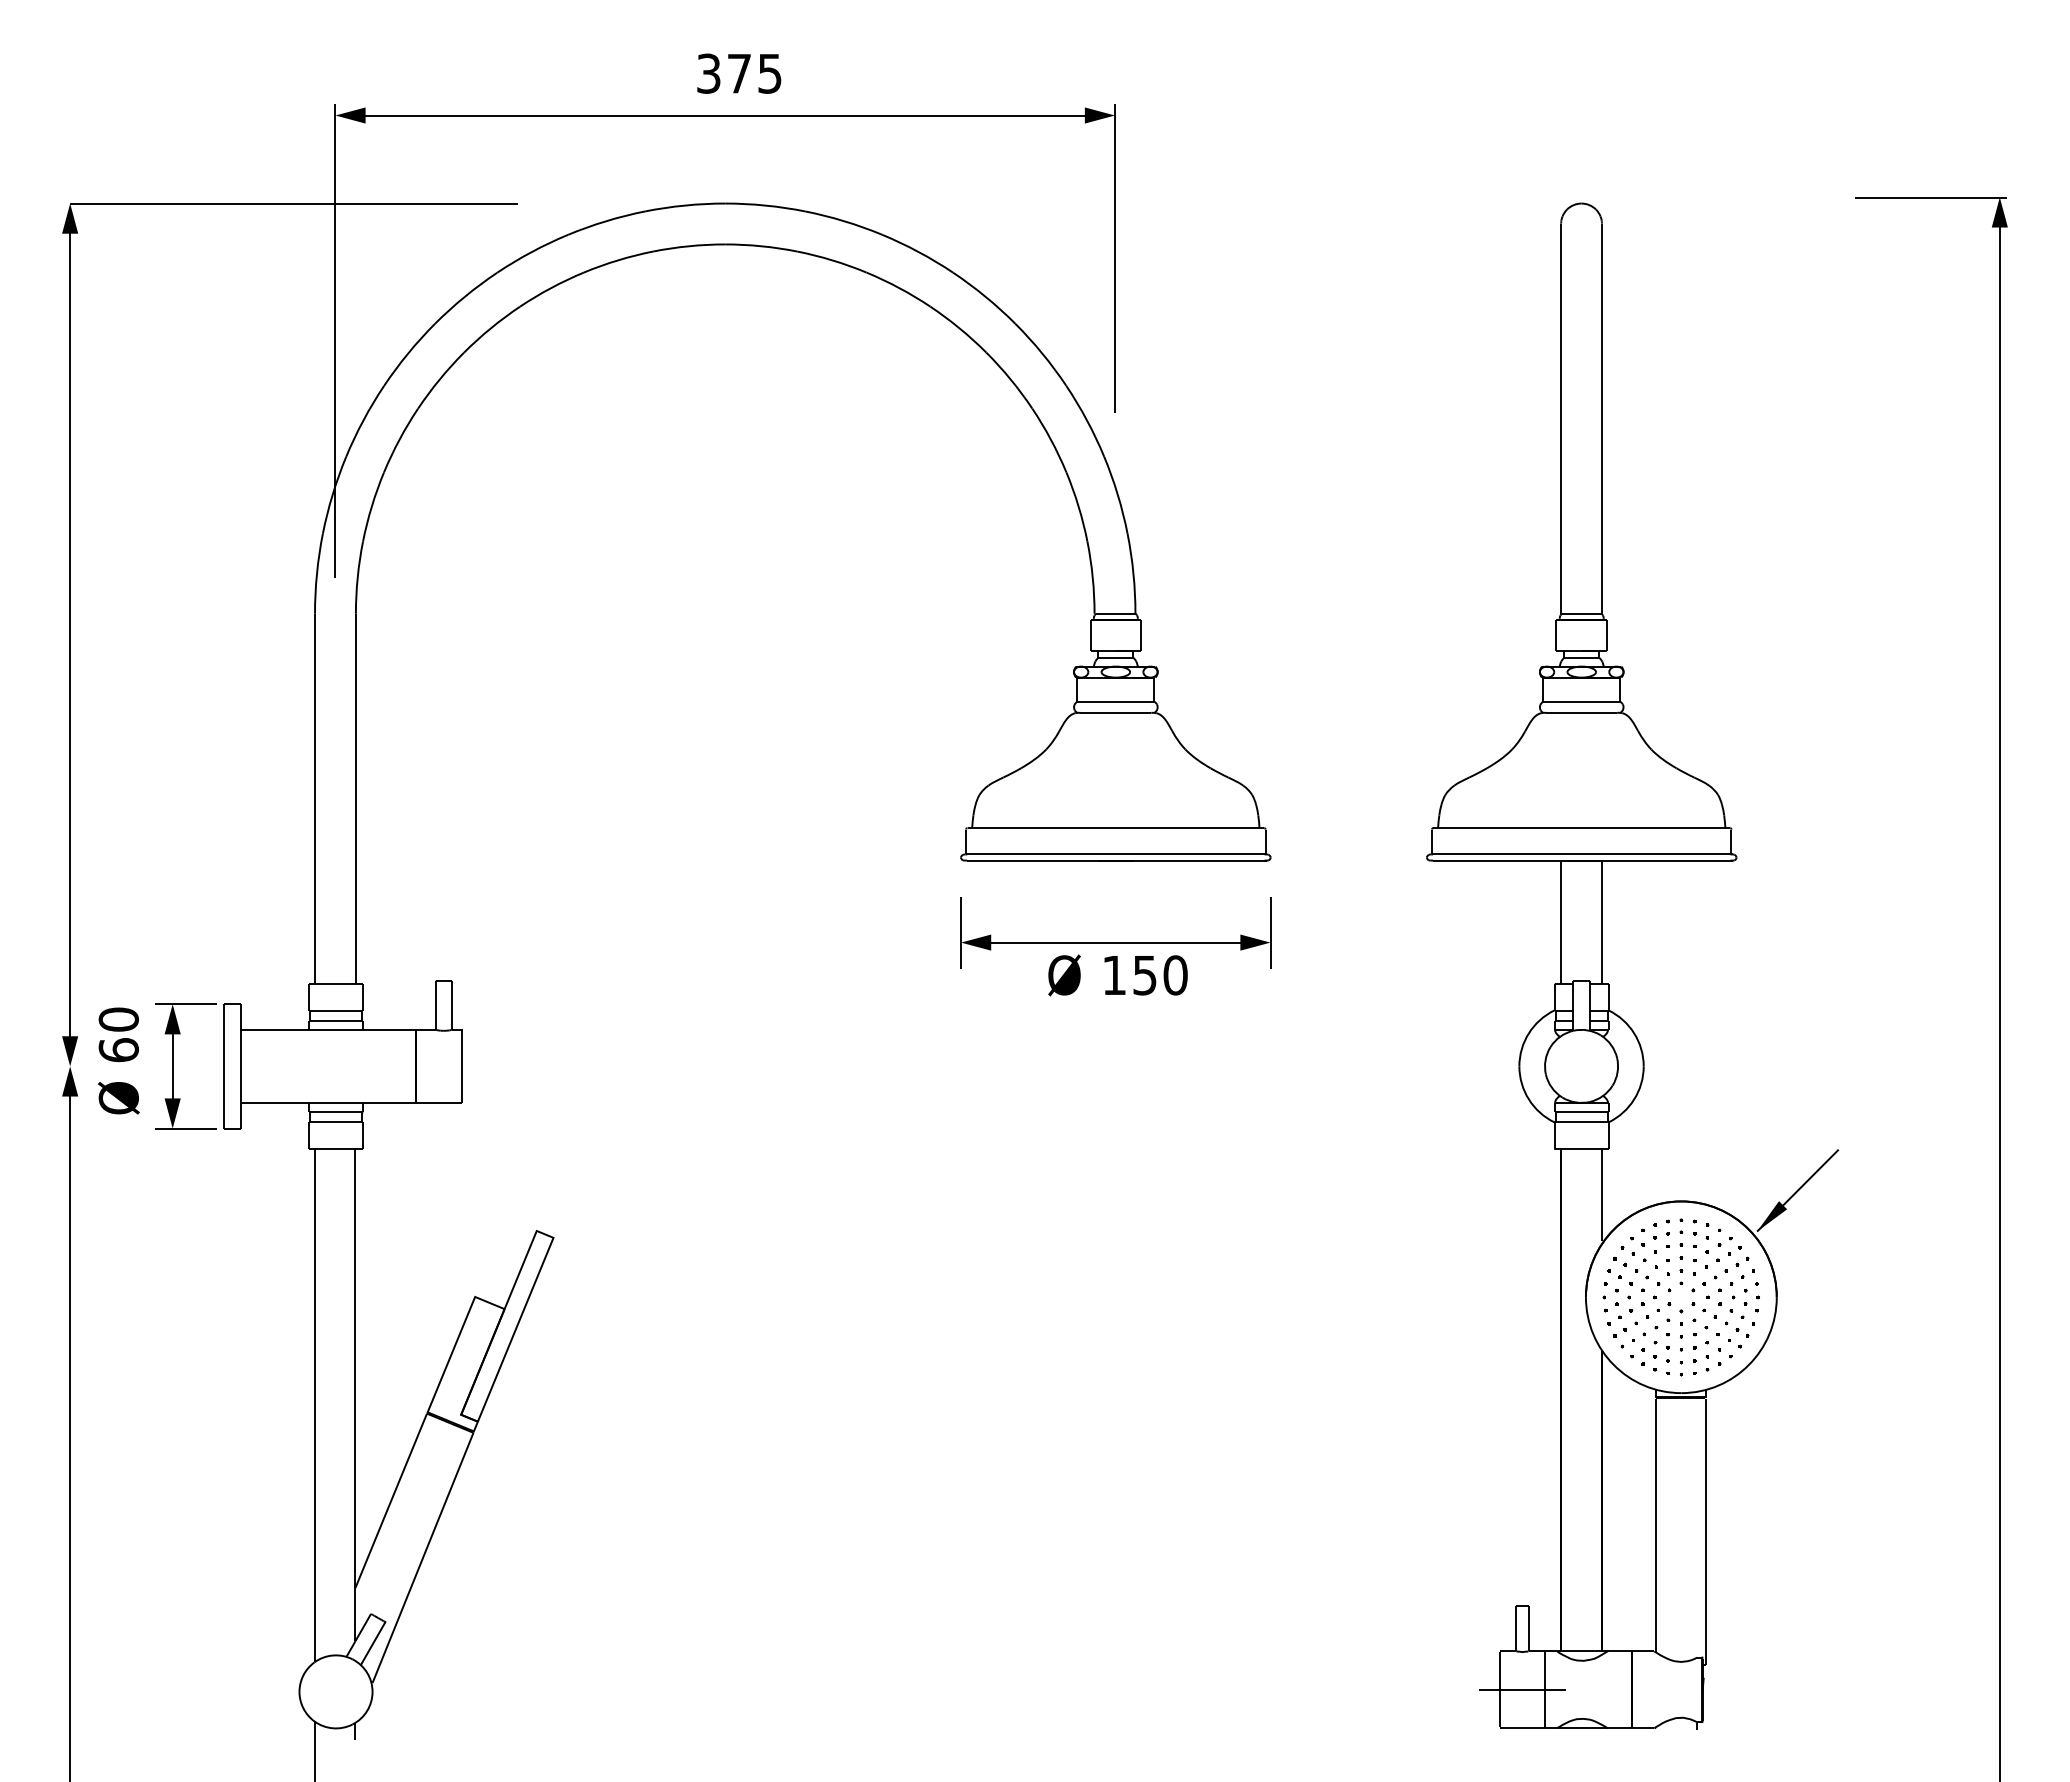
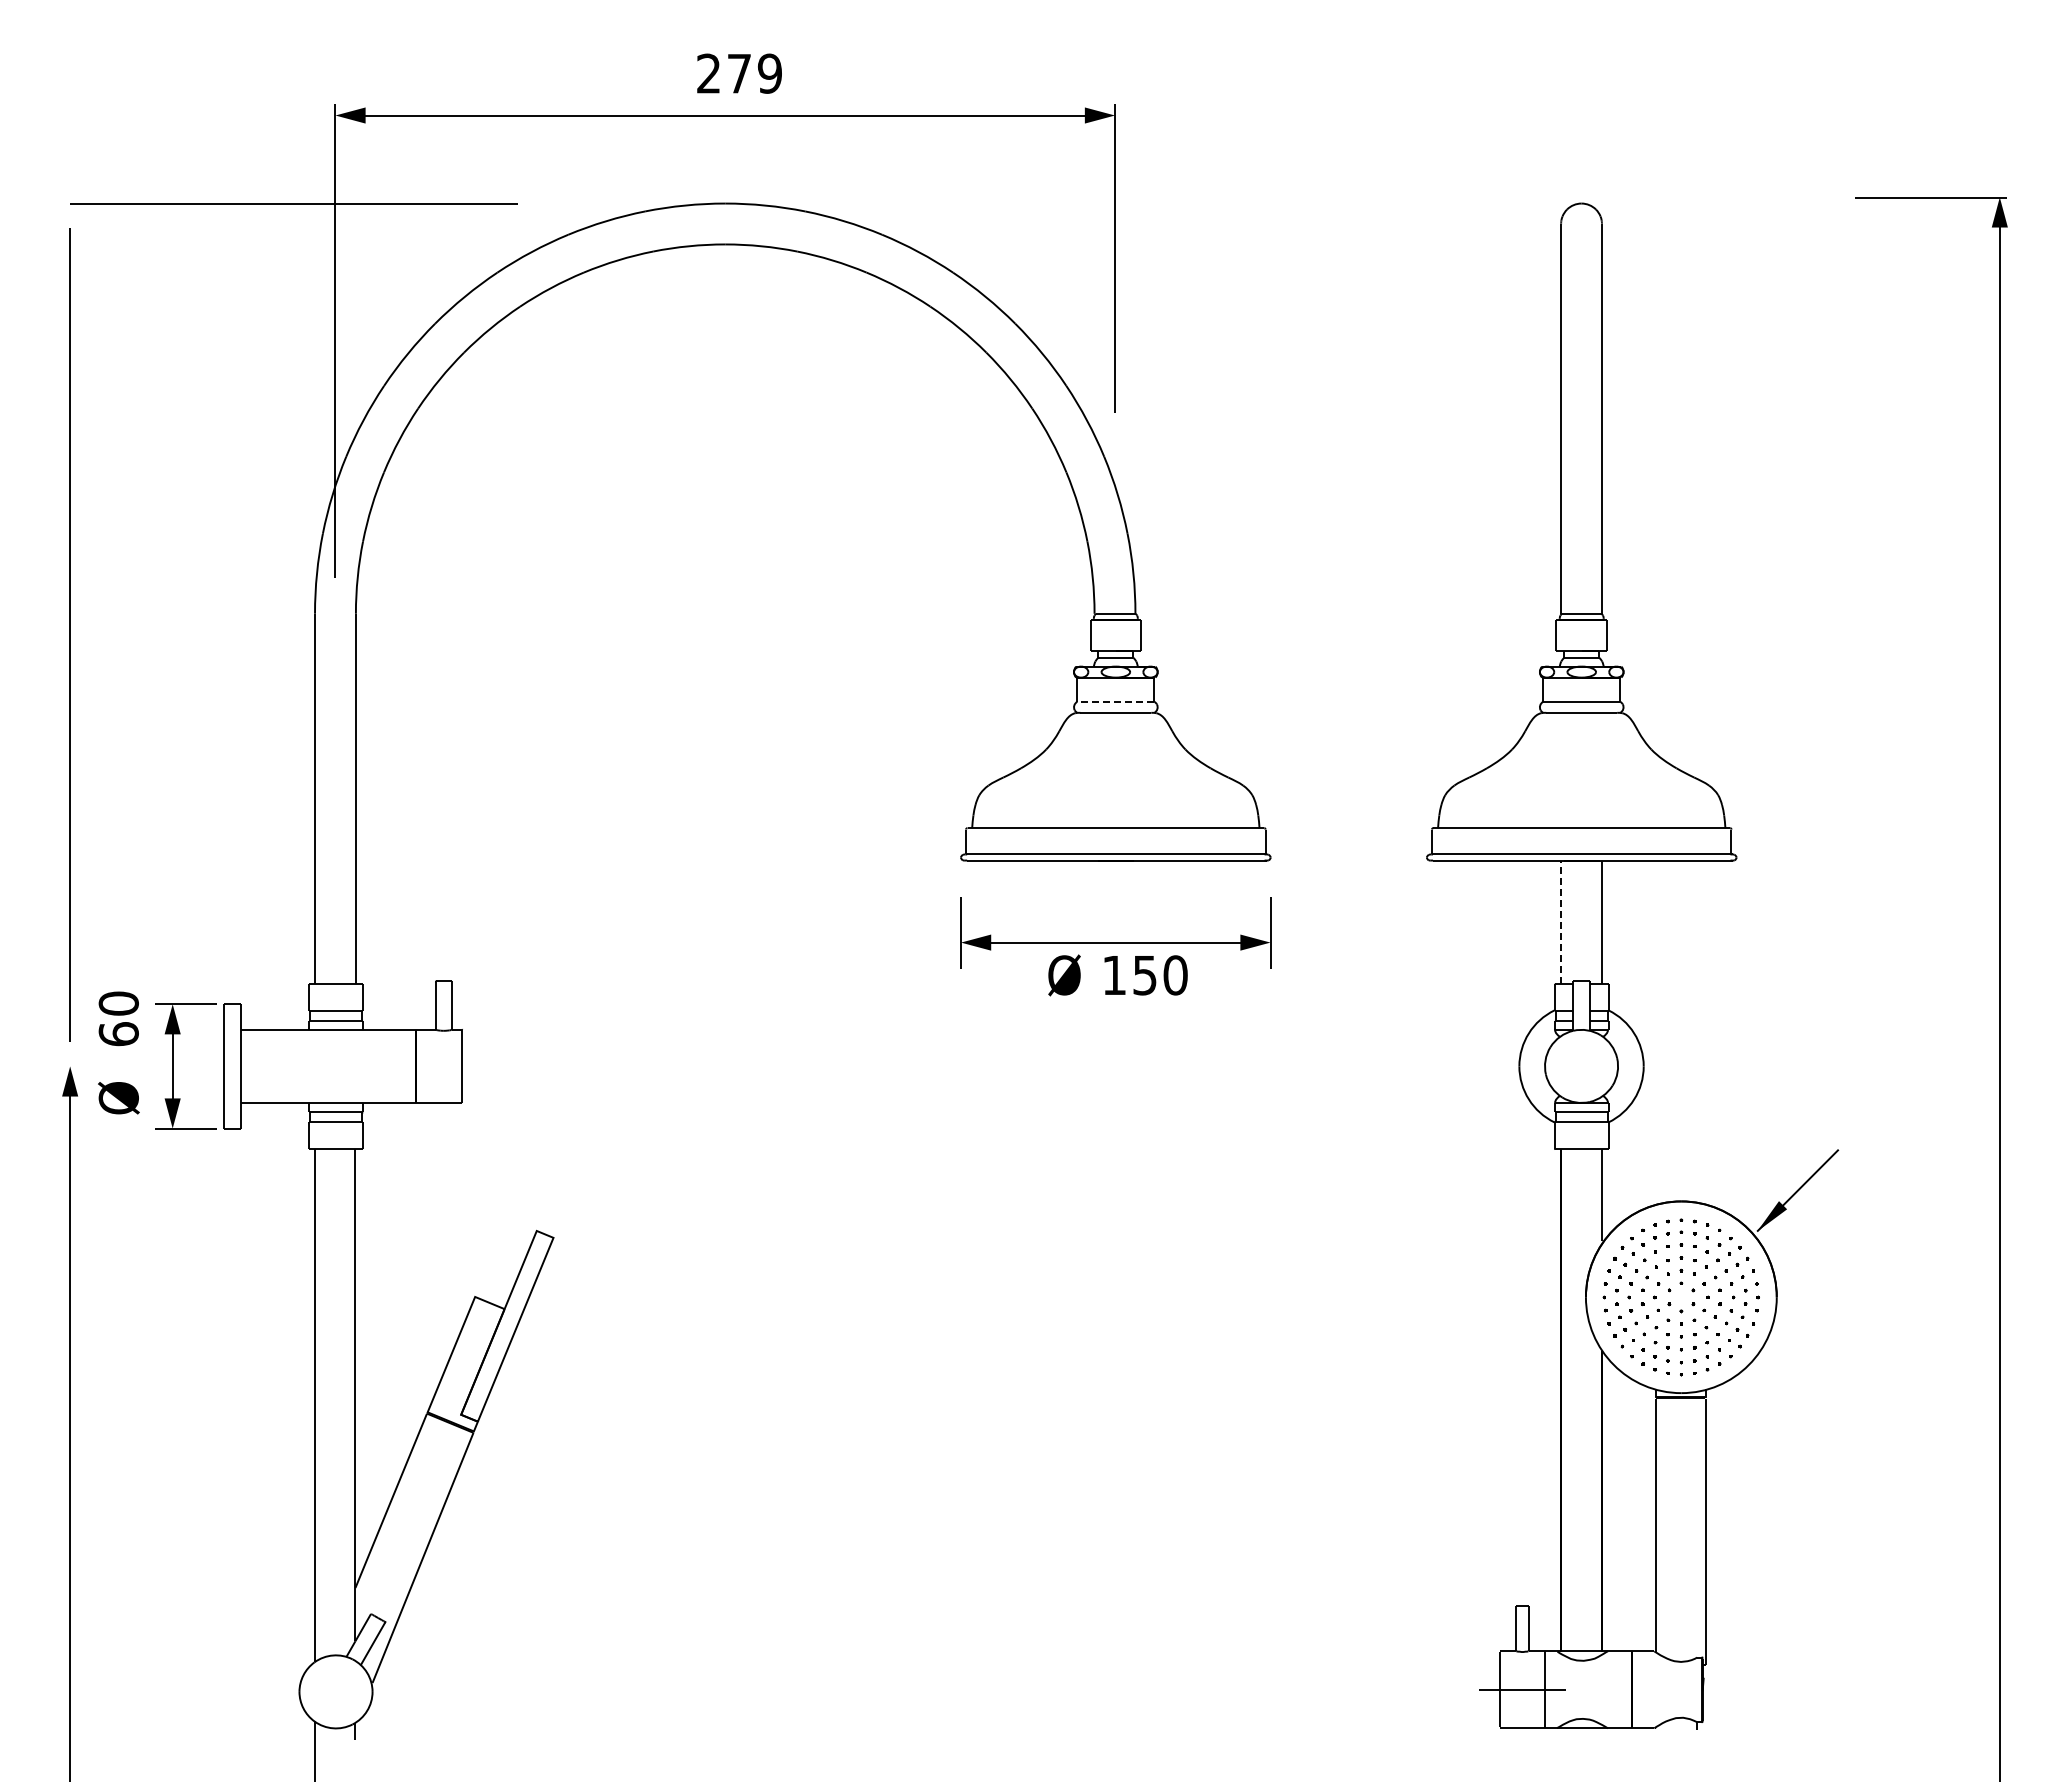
text: 375 -> 279 (739, 73)
fill: present -> none (70, 218)
line: solid -> dashed (1115, 701)
line: solid -> dashed (1561, 922)
text position: (118, 1034) -> (118, 1018) (118, 1018)
fill: present -> none (70, 1051)
